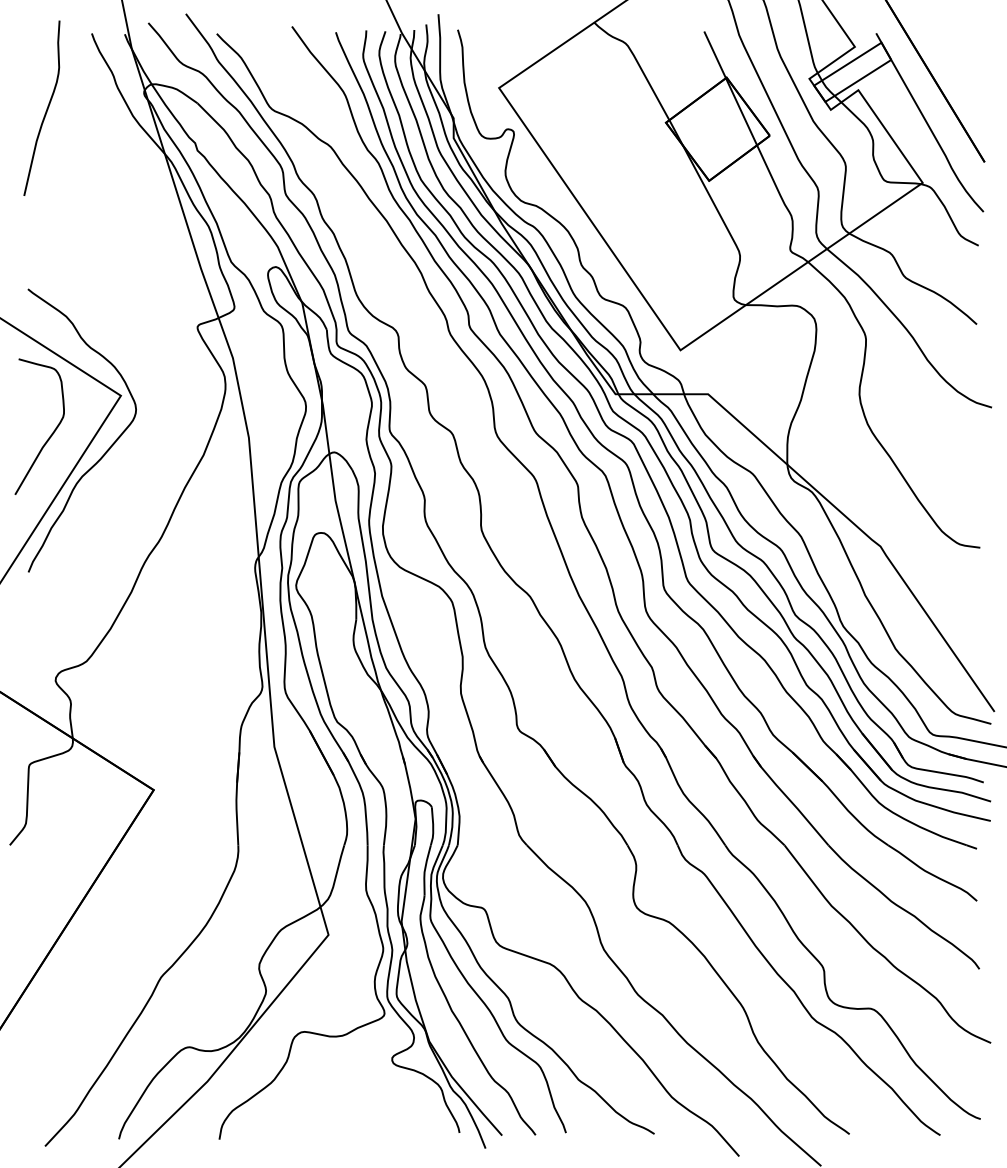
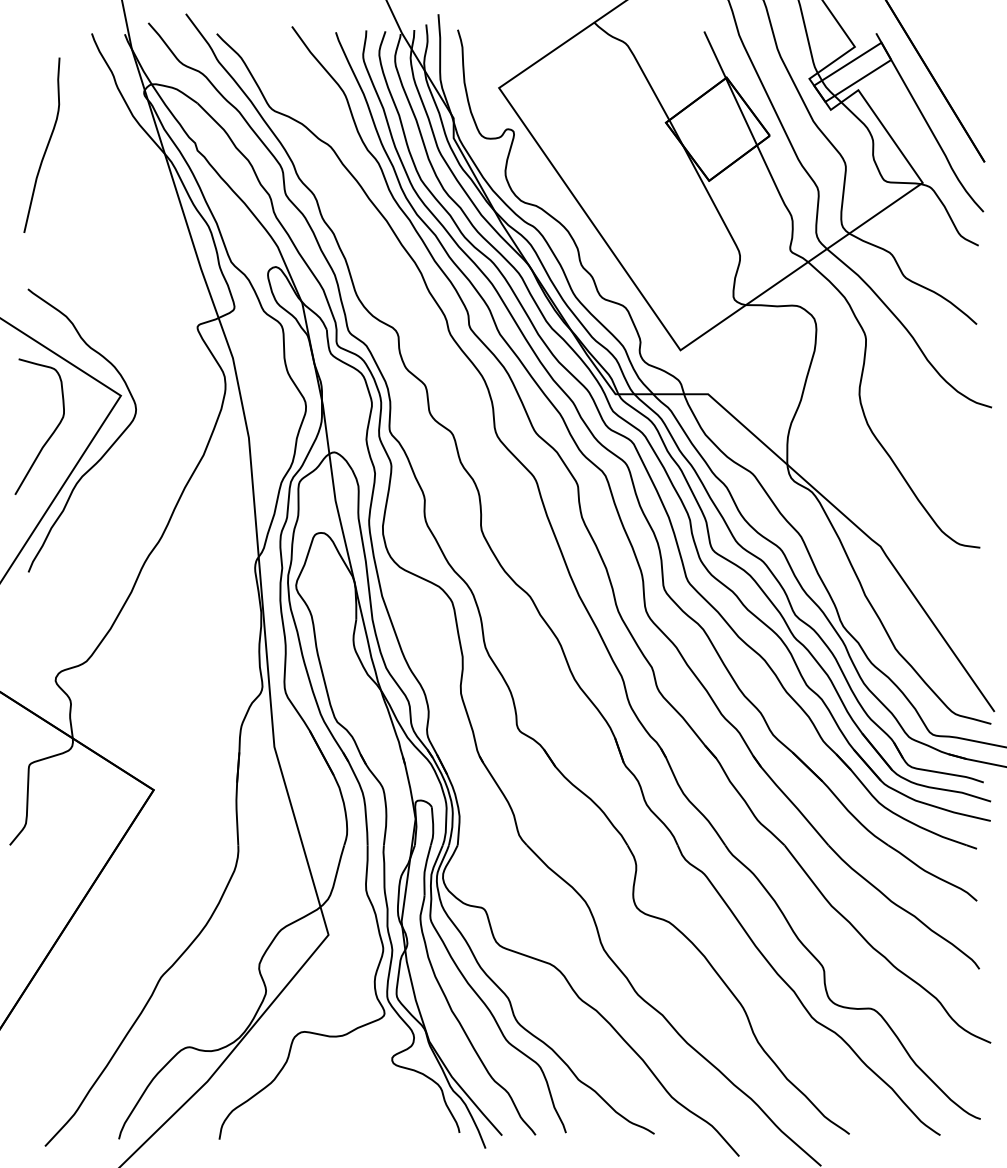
curve position: (46, 108) -> (46, 145) (46, 145)
